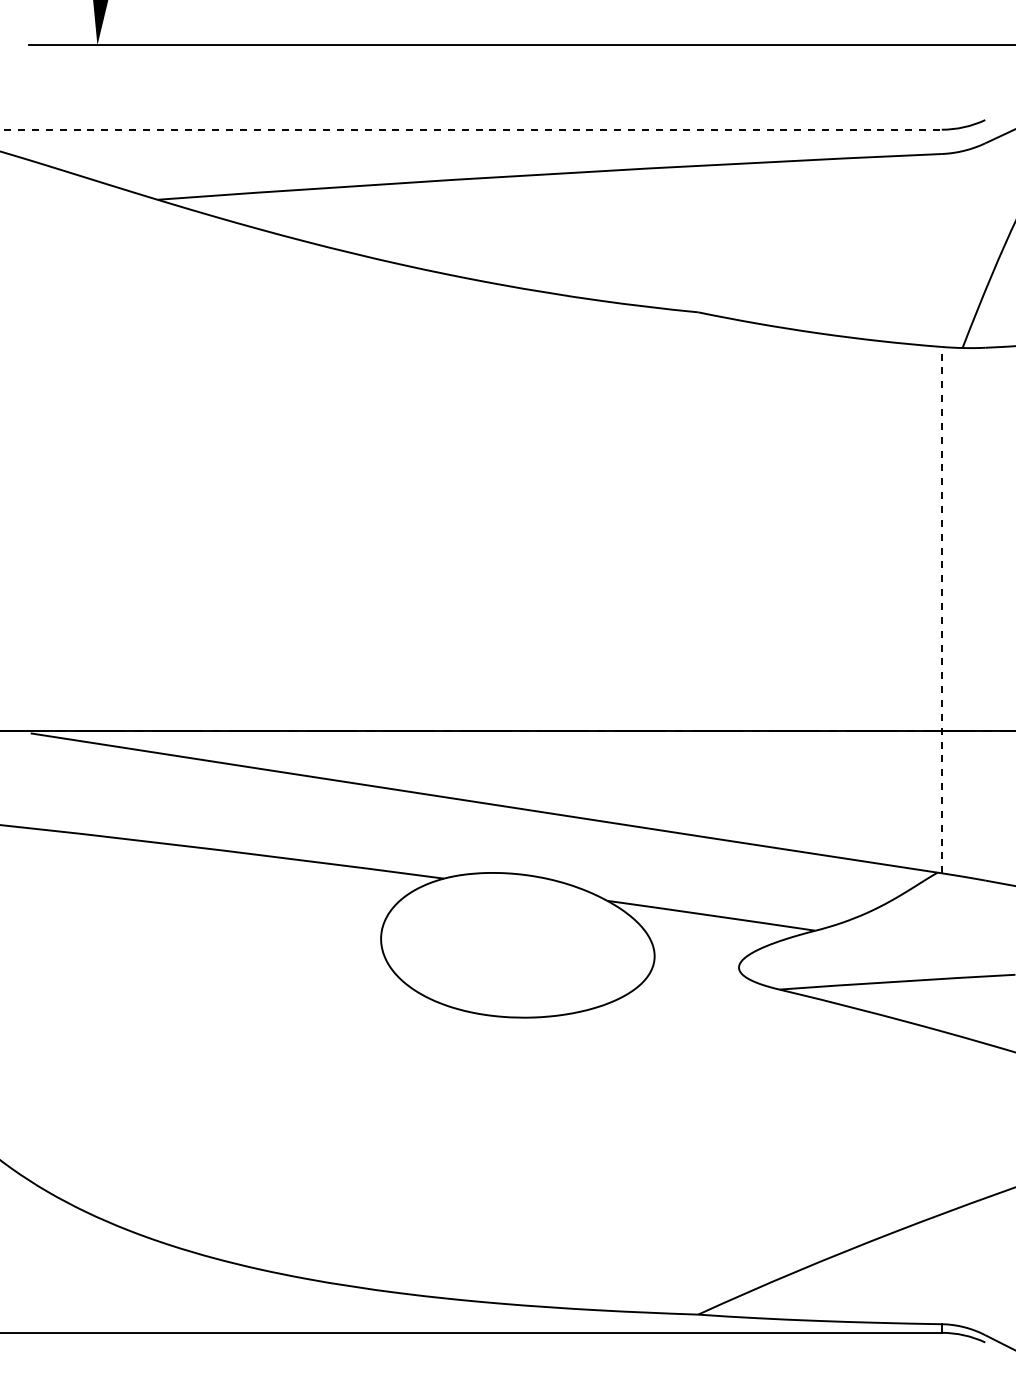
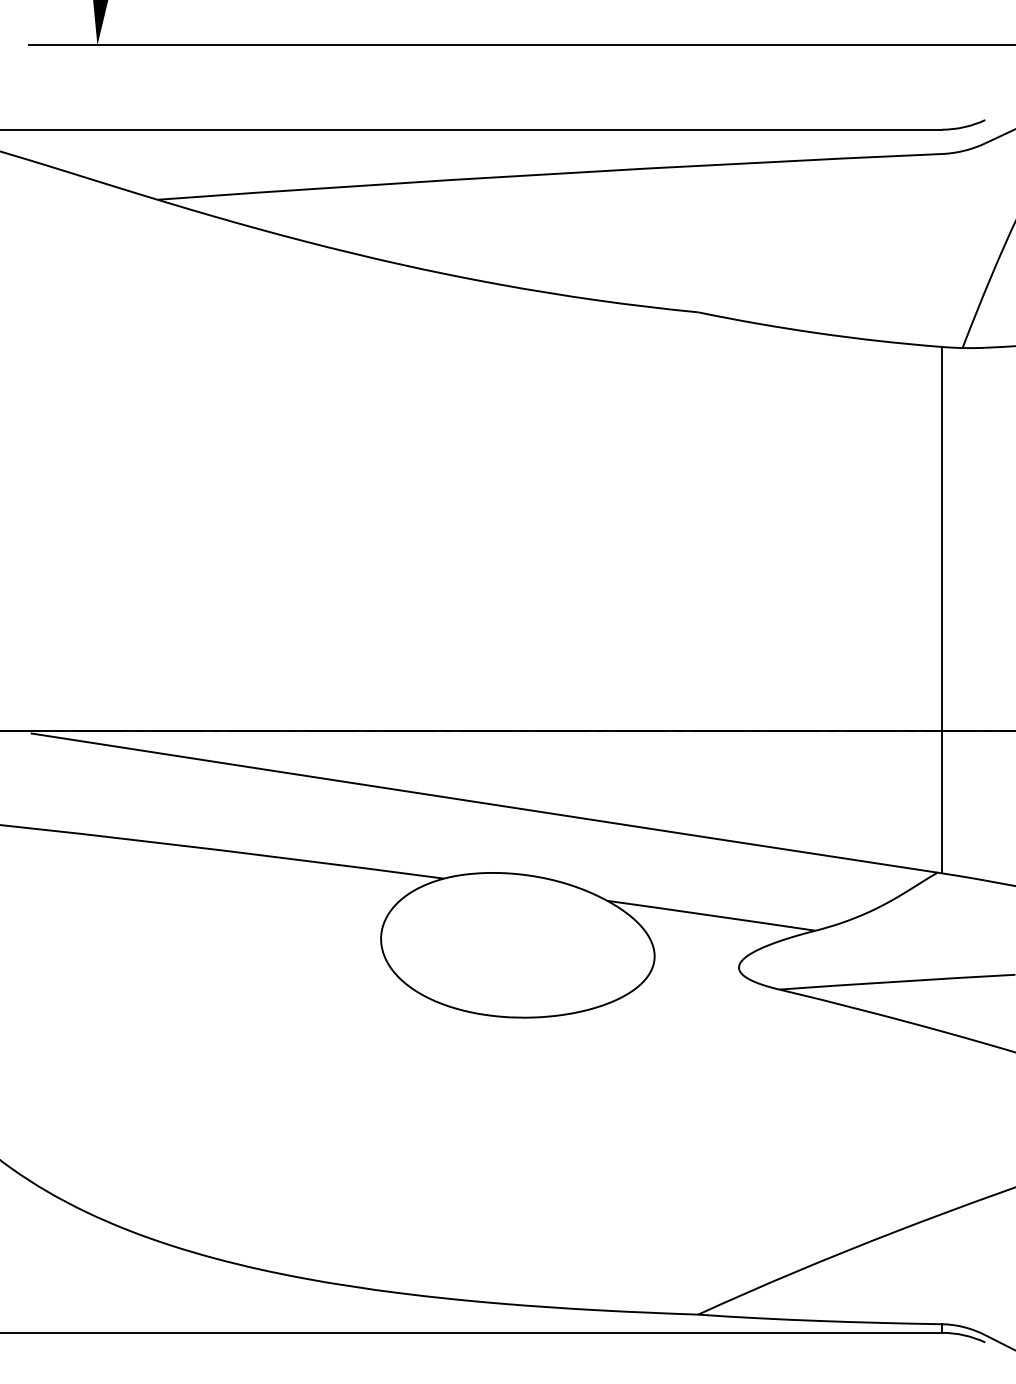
line: dashed -> solid (471, 129)
line: dashed -> solid (941, 609)
